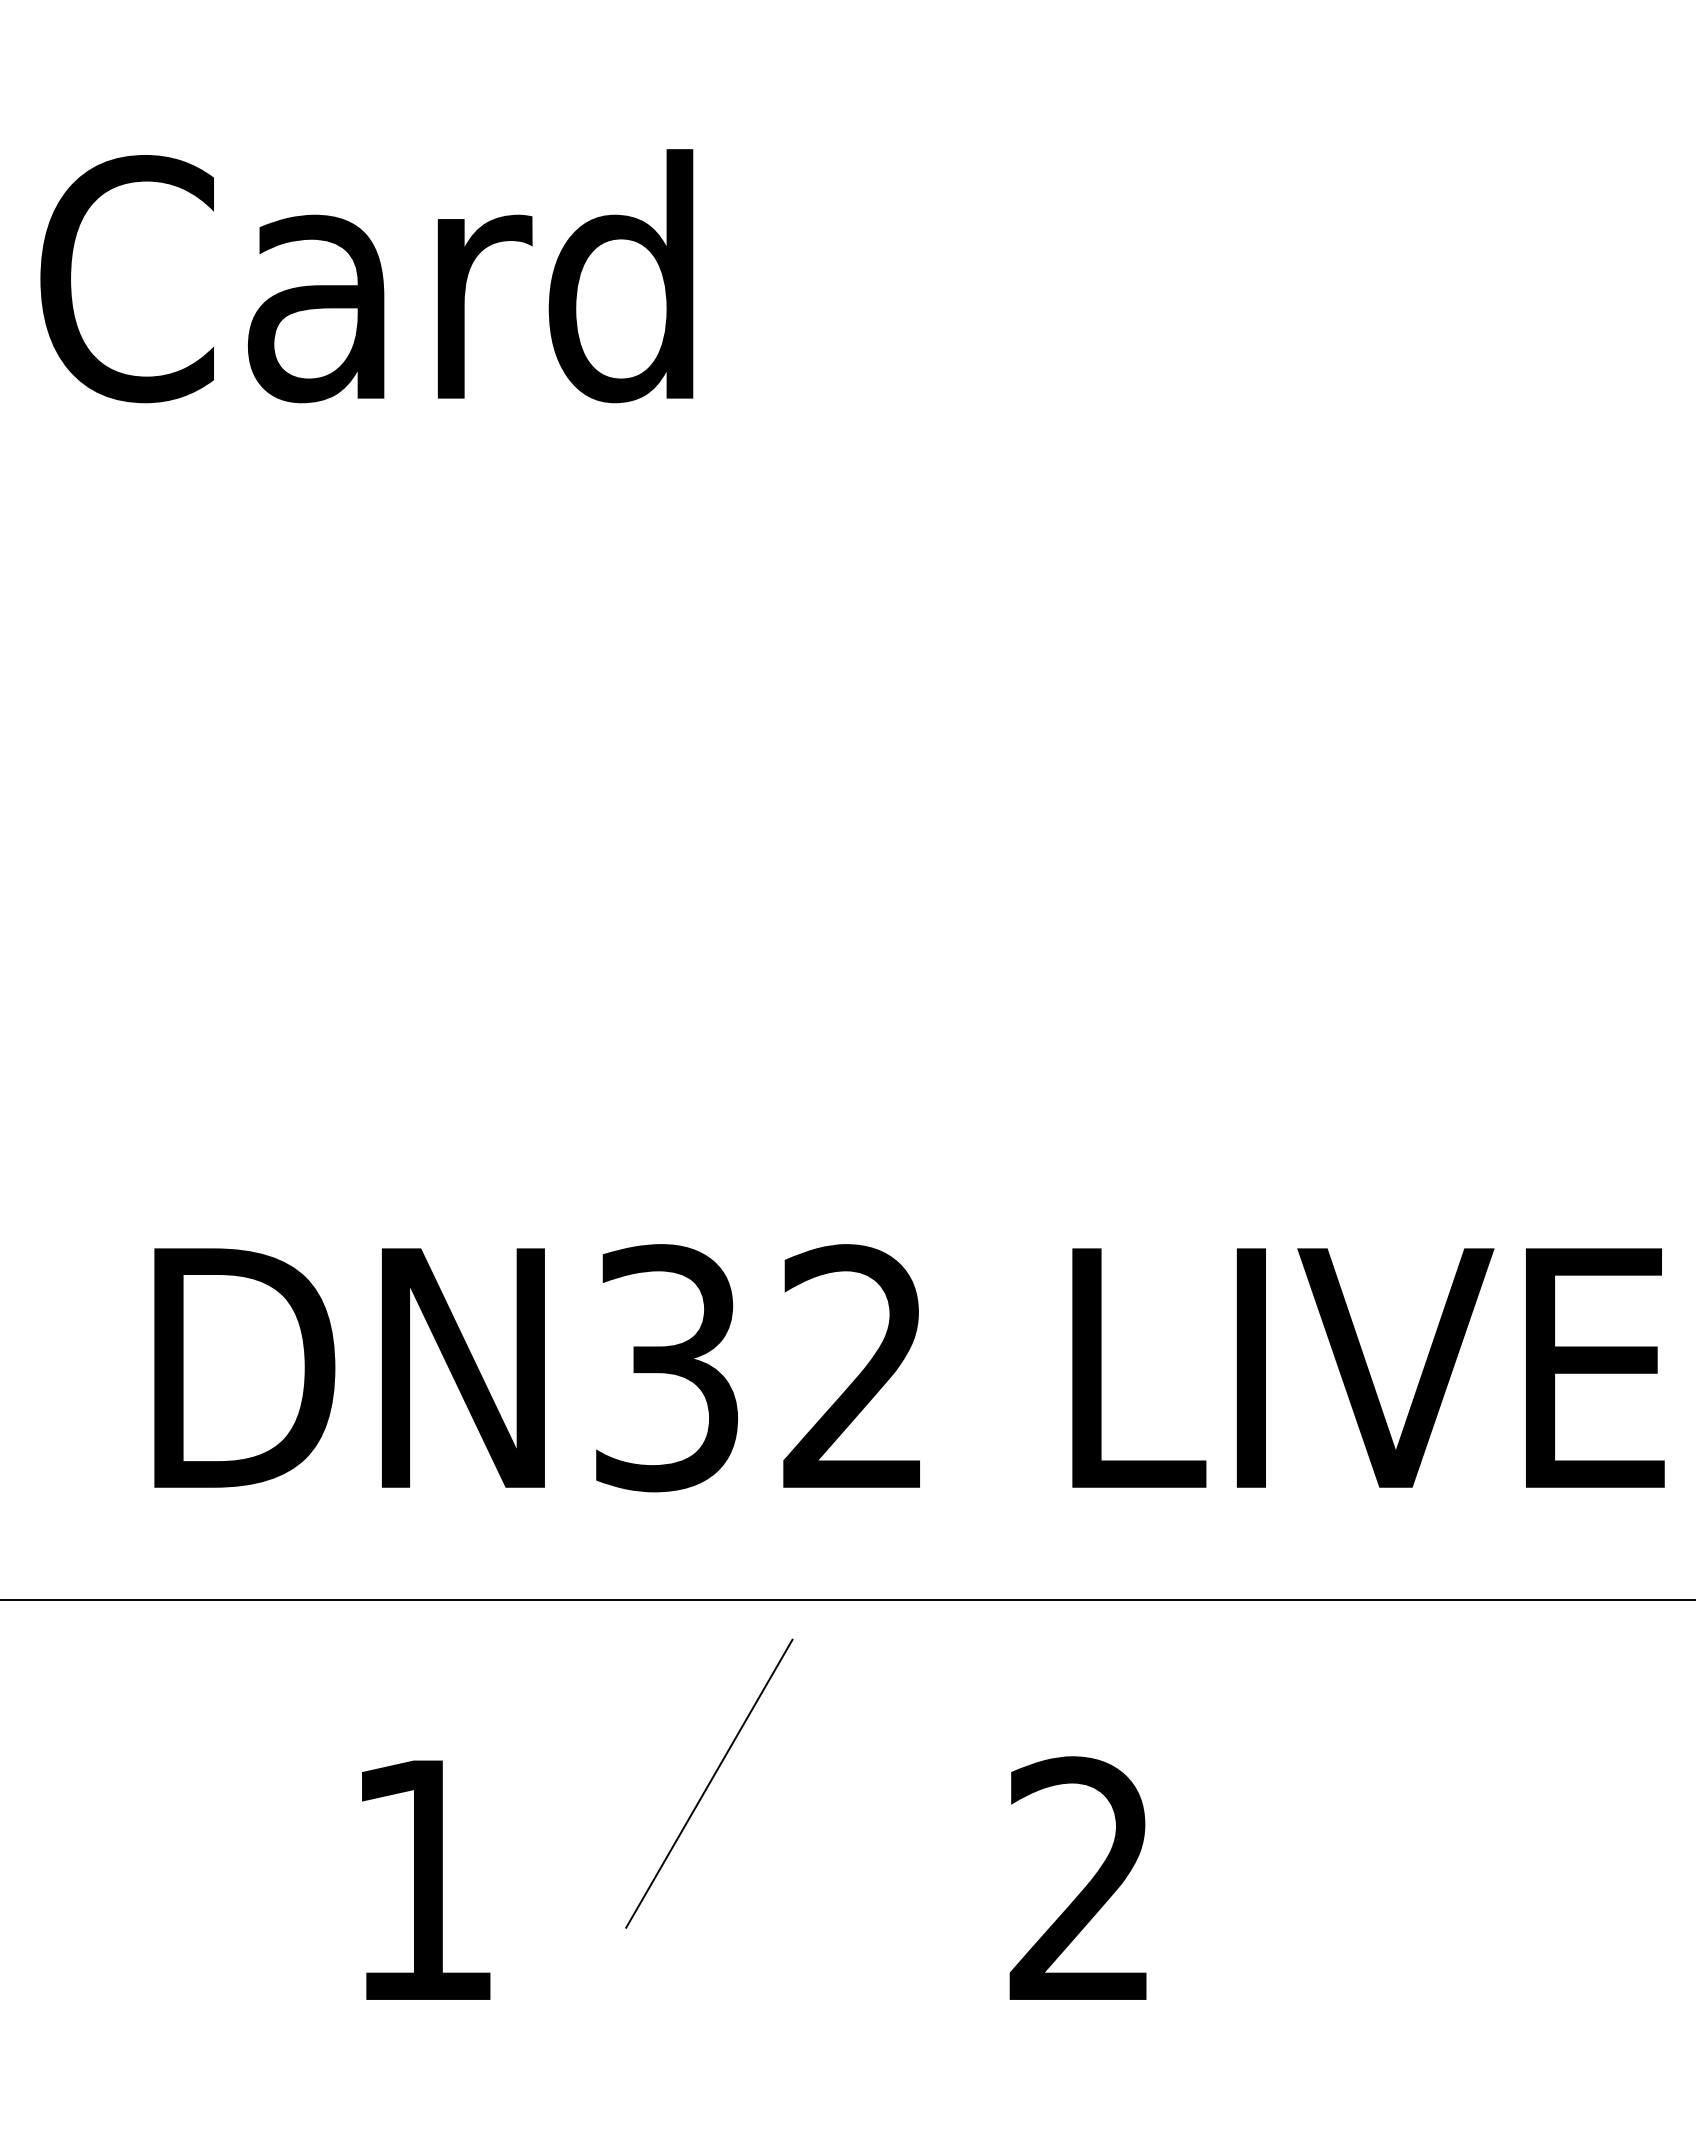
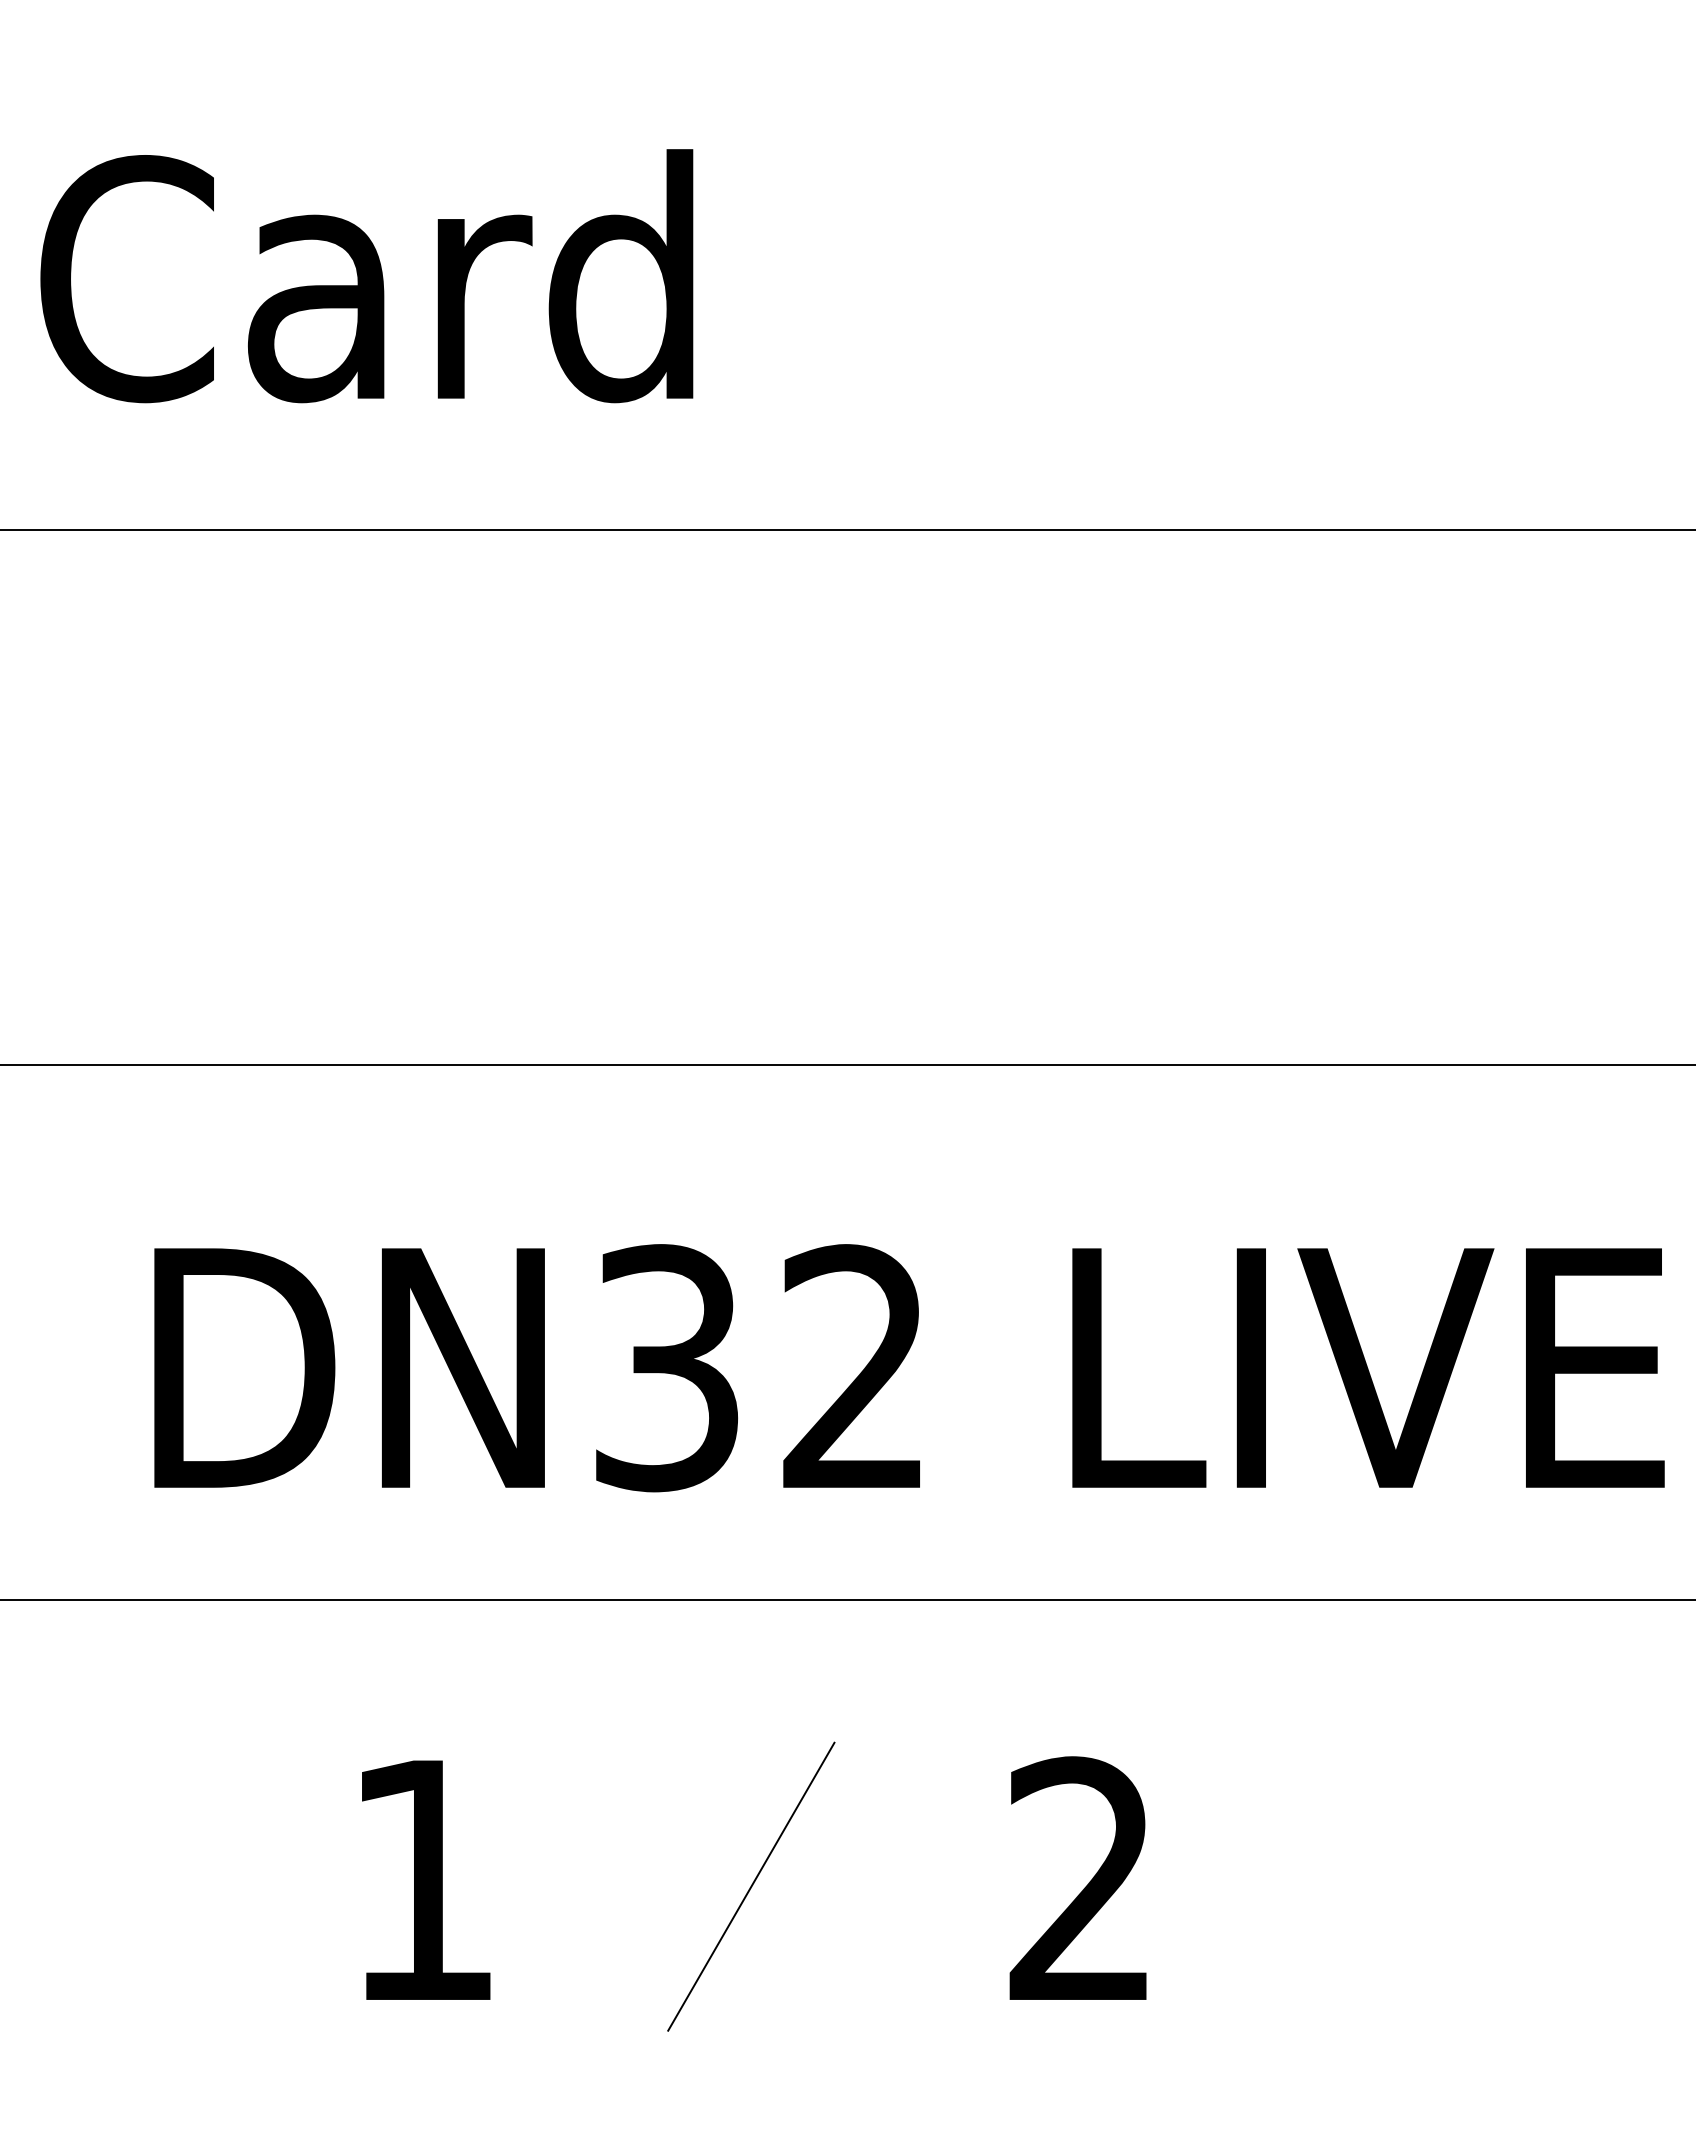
line: none -> present (847, 530)
line: none -> present (847, 1065)
line position: (709, 1783) -> (751, 1886) (751, 1886)
